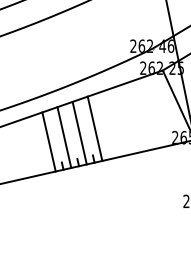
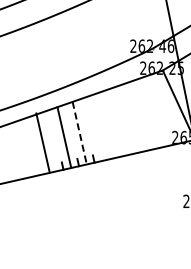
line: present -> none (94, 128)
line: solid -> dashed (79, 133)
line position: (48, 141) -> (42, 142) (42, 142)
